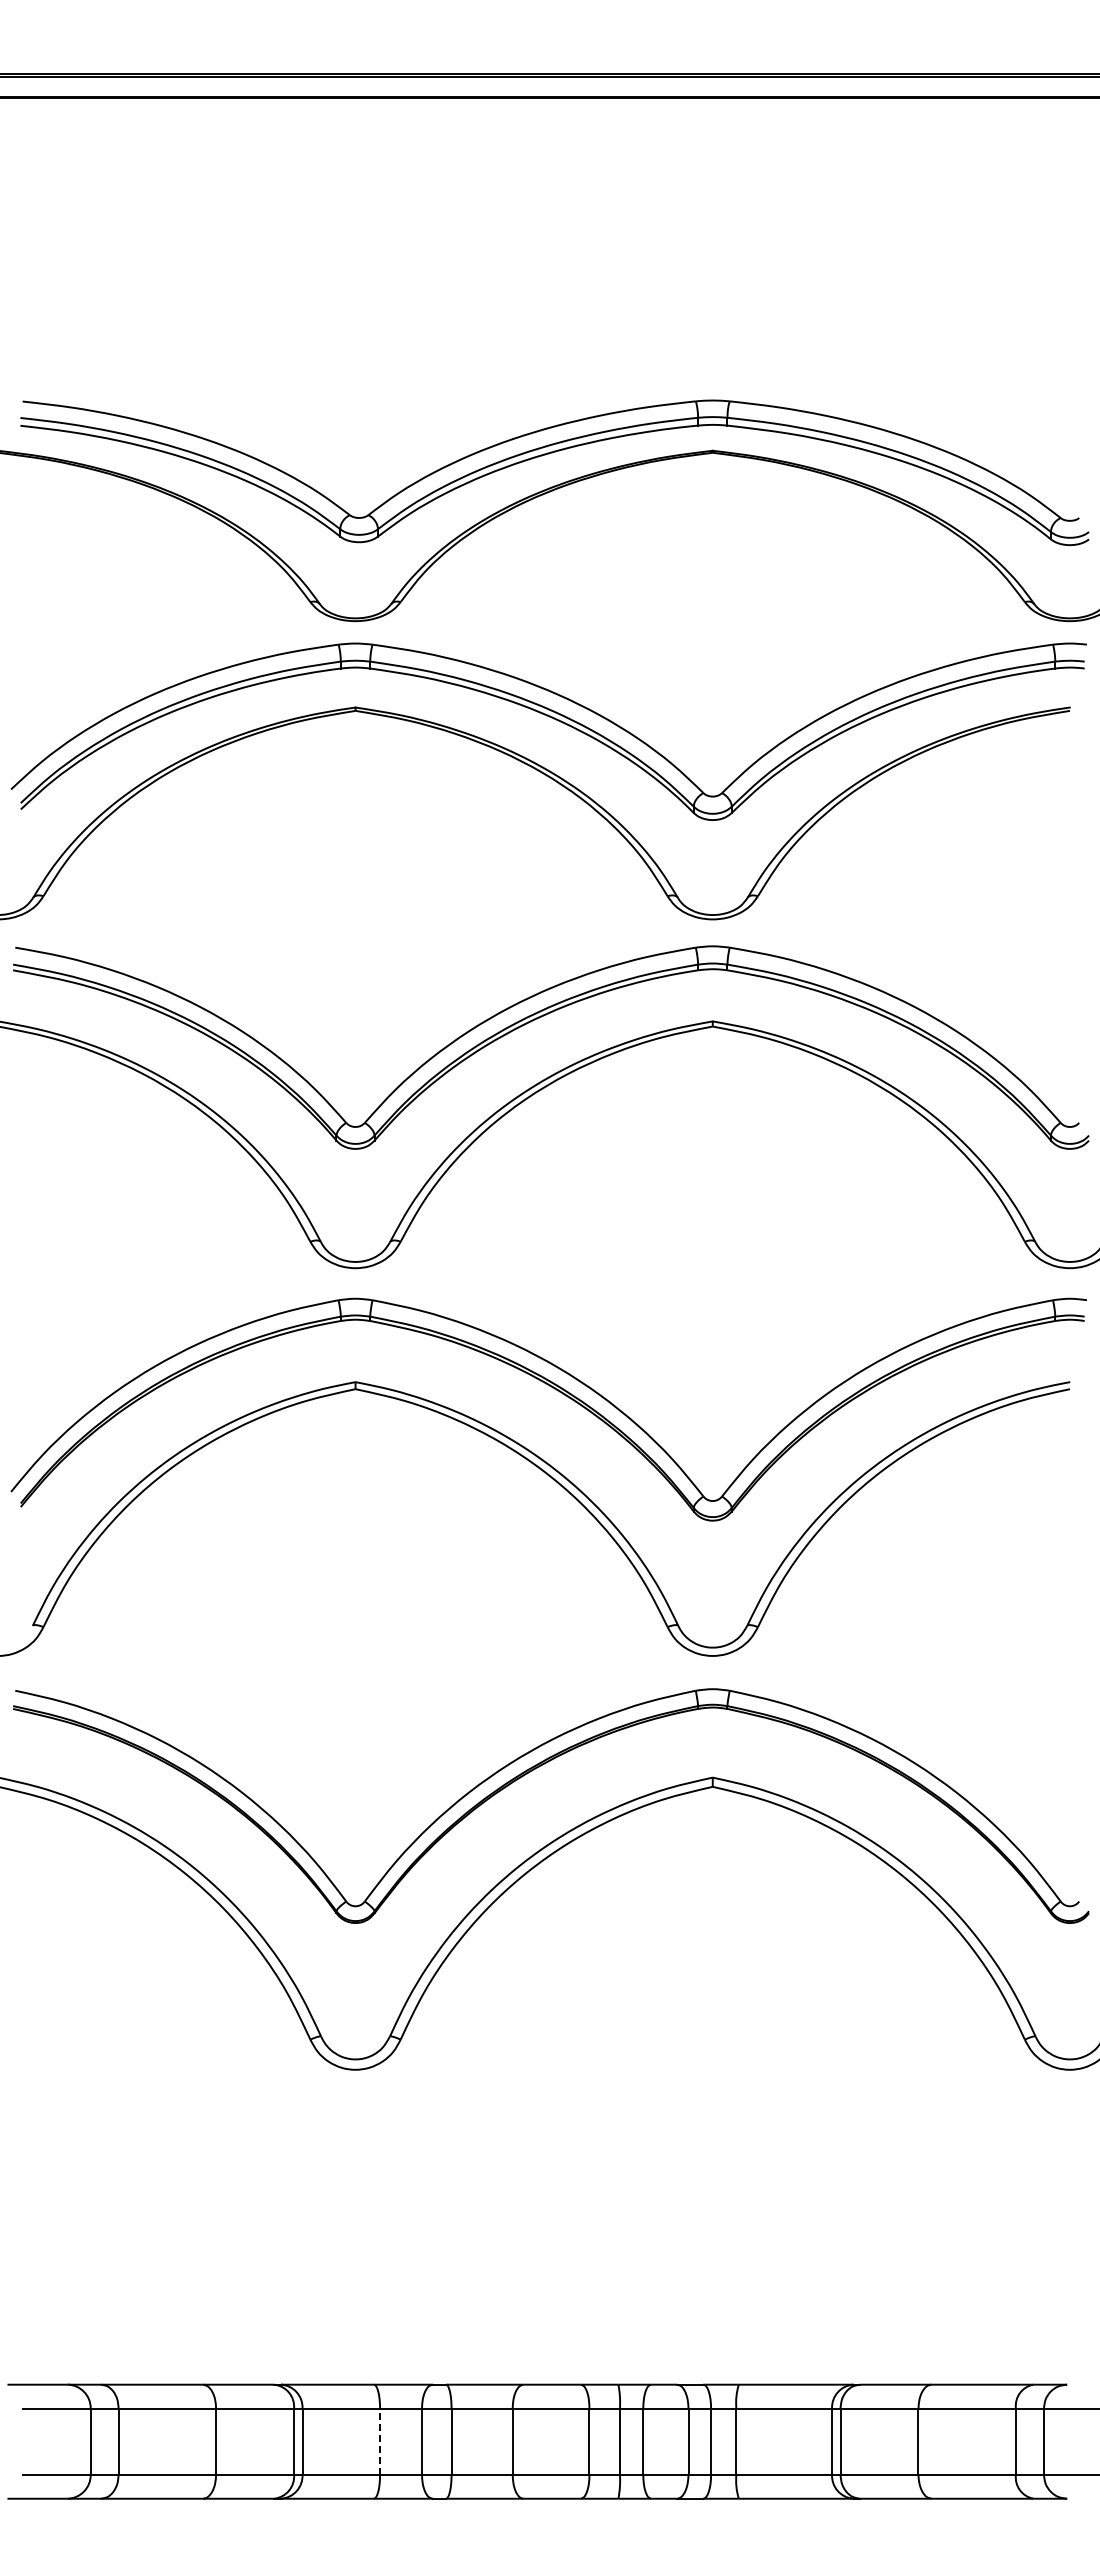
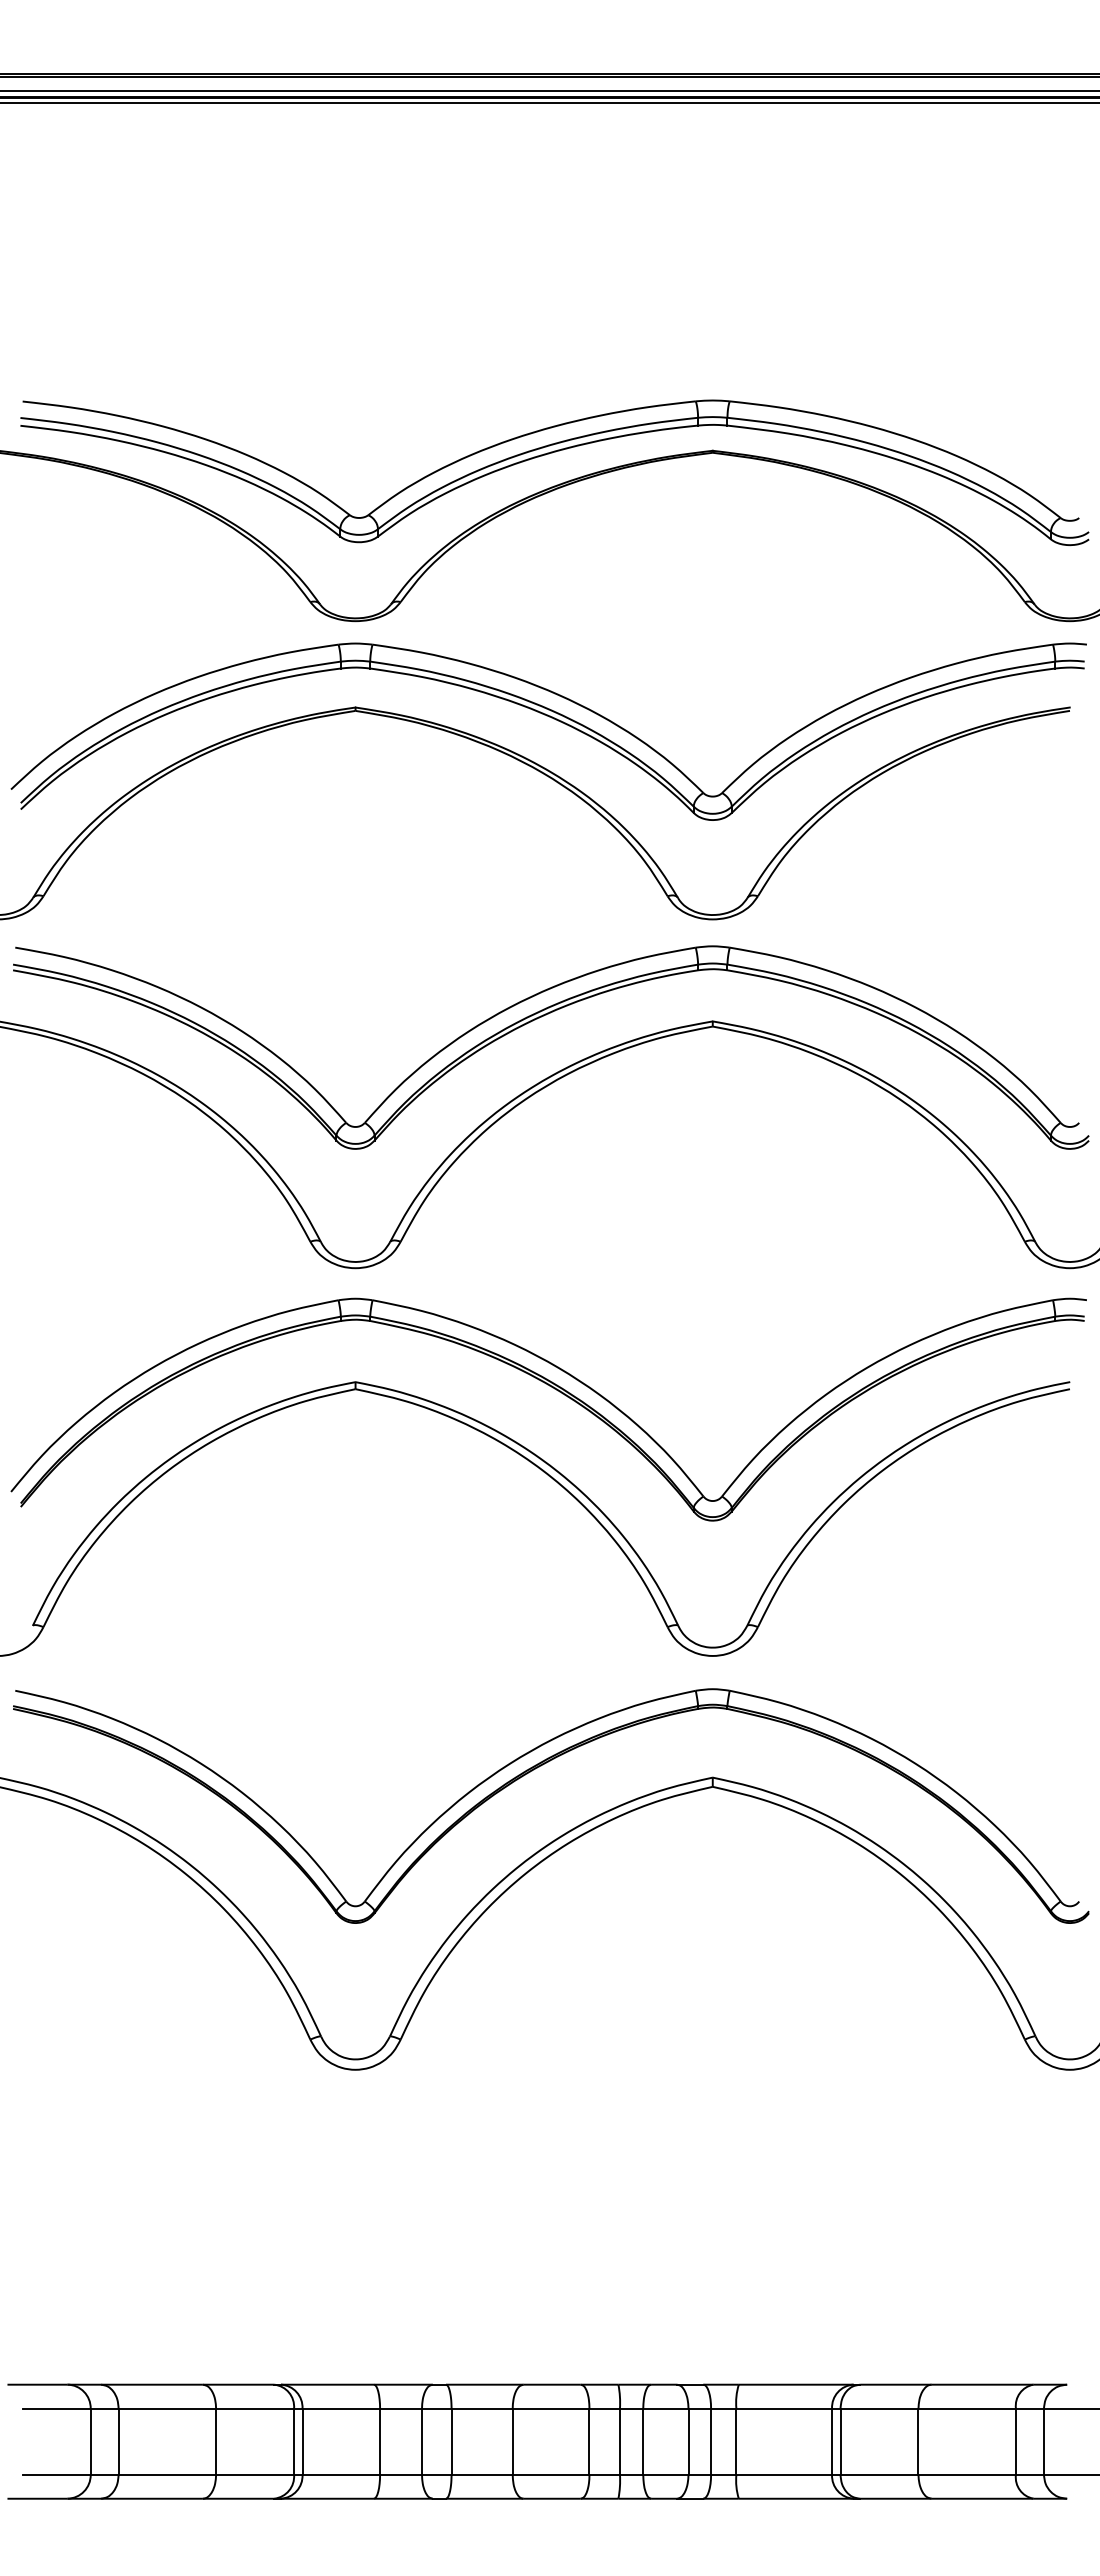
line: none -> present (549, 91)
line: none -> present (549, 103)
line: dashed -> solid (380, 2441)
